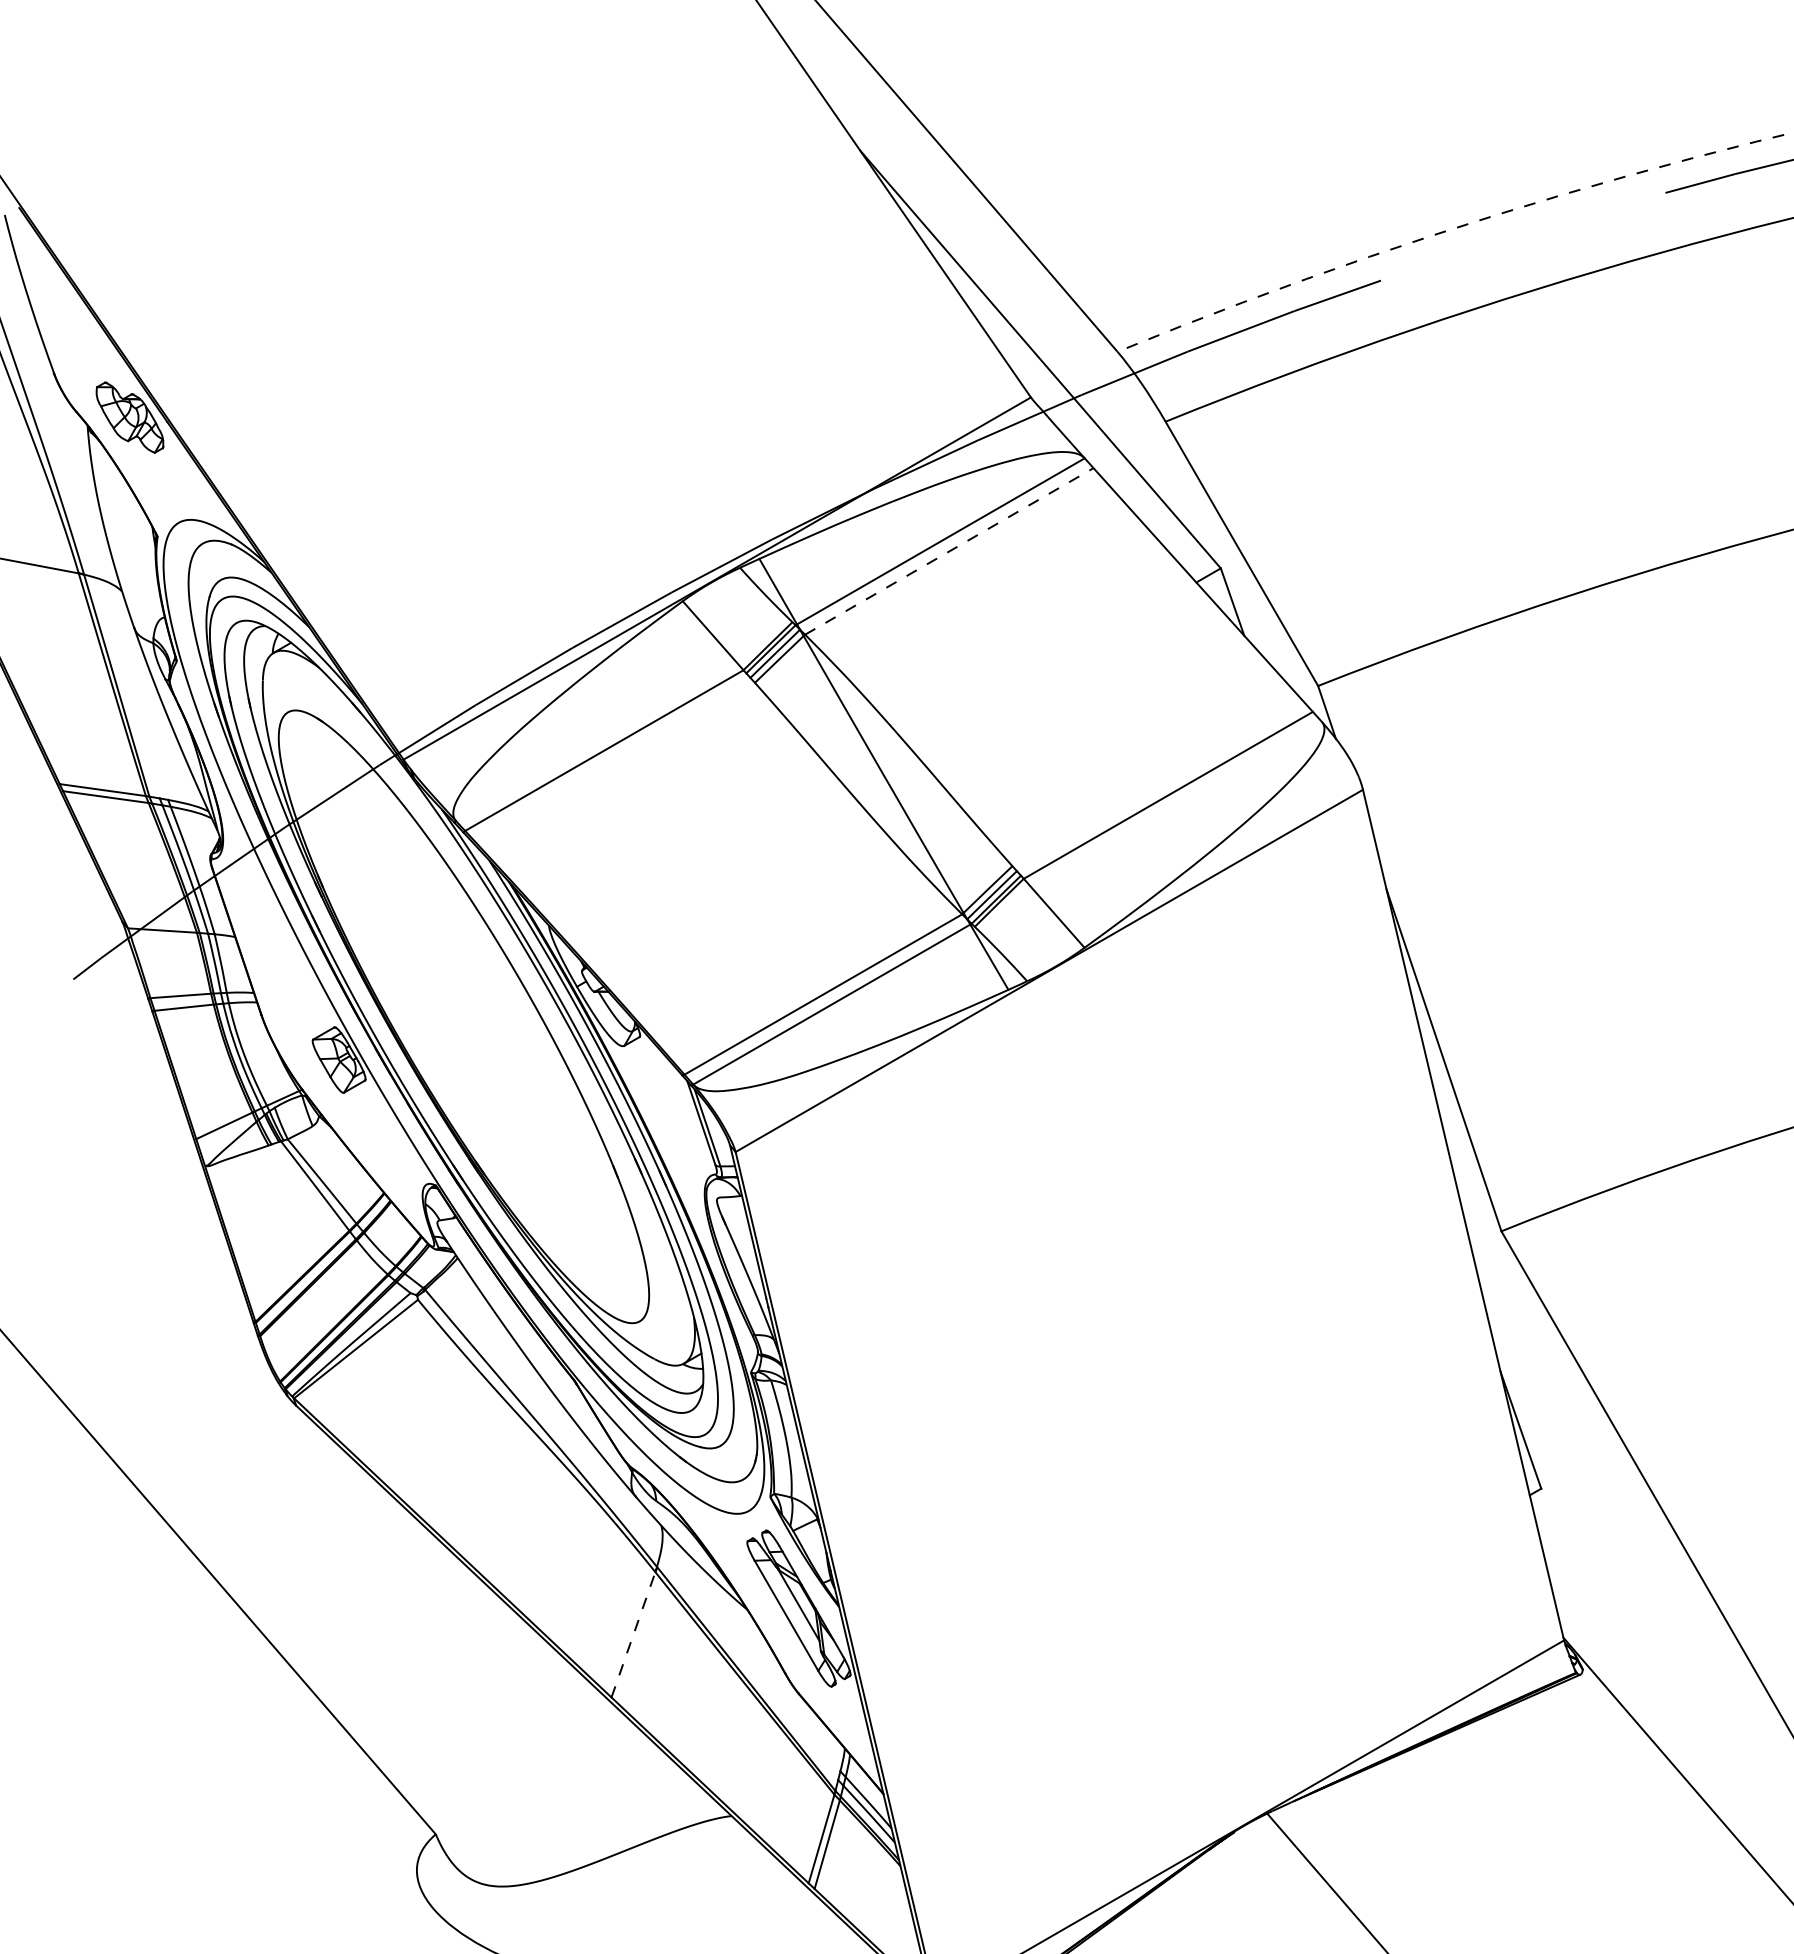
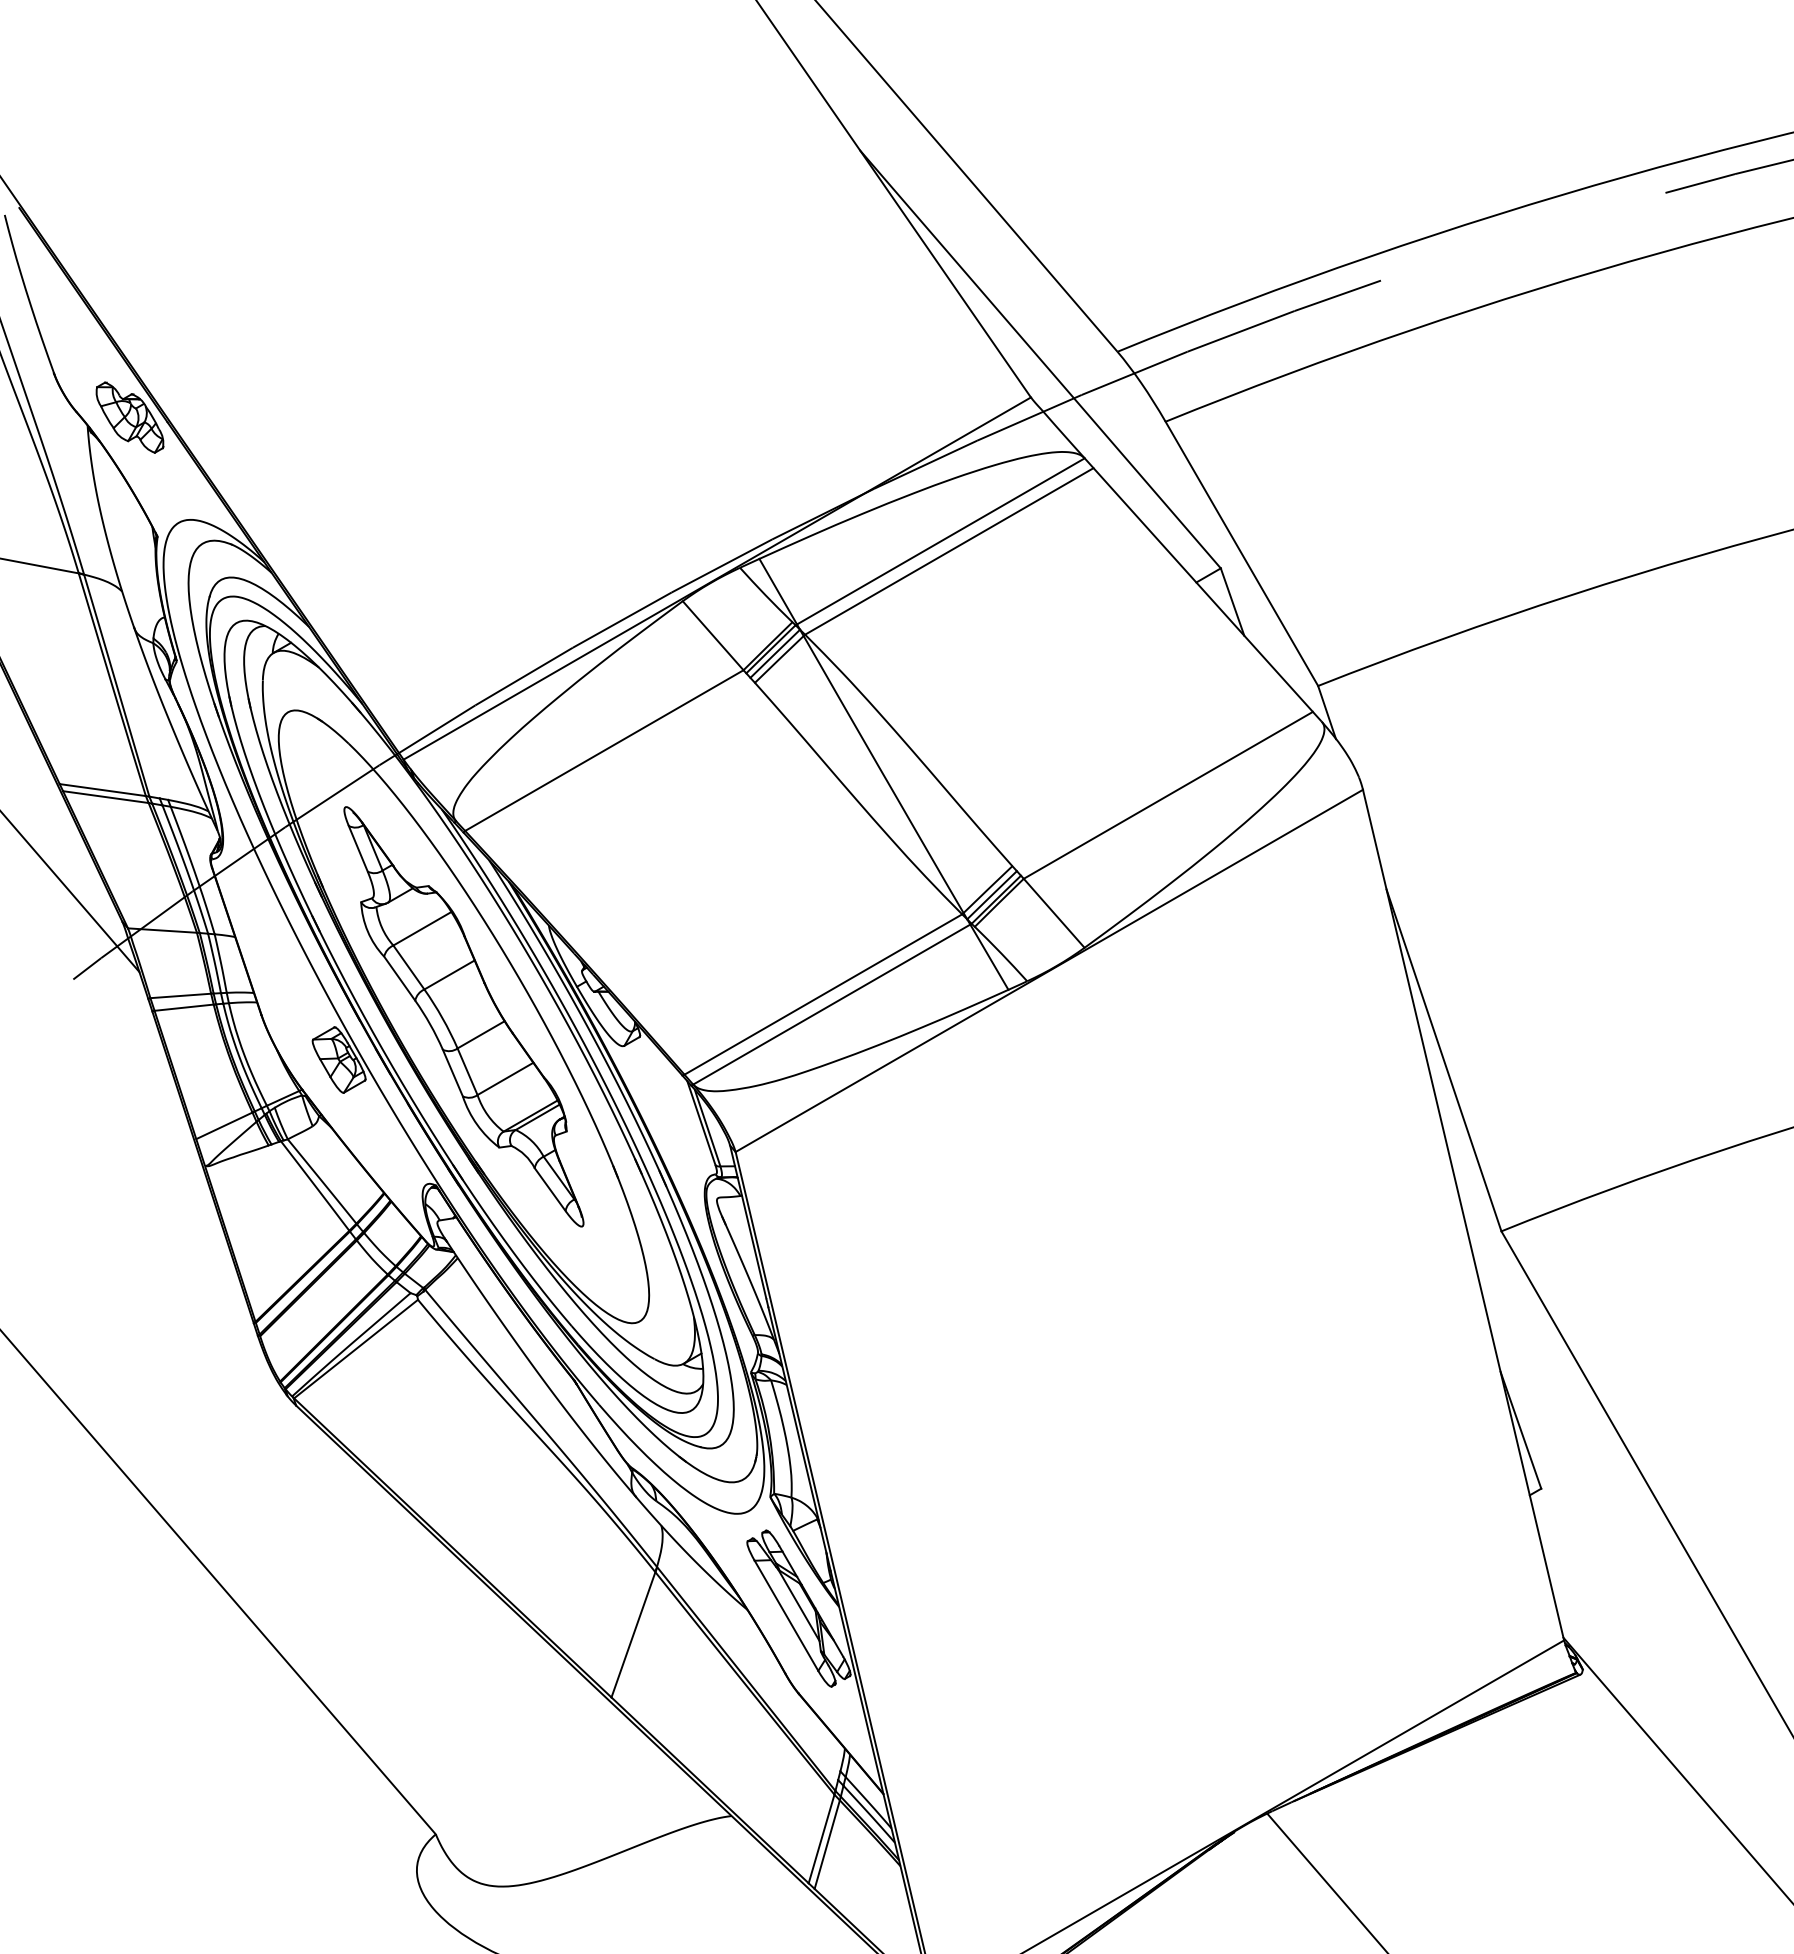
arc: dashed -> solid (1451, 229)
line: dashed -> solid (949, 551)
line: none -> present (70, 892)
part: none -> present (463, 1016)
line: dashed -> solid (633, 1634)
